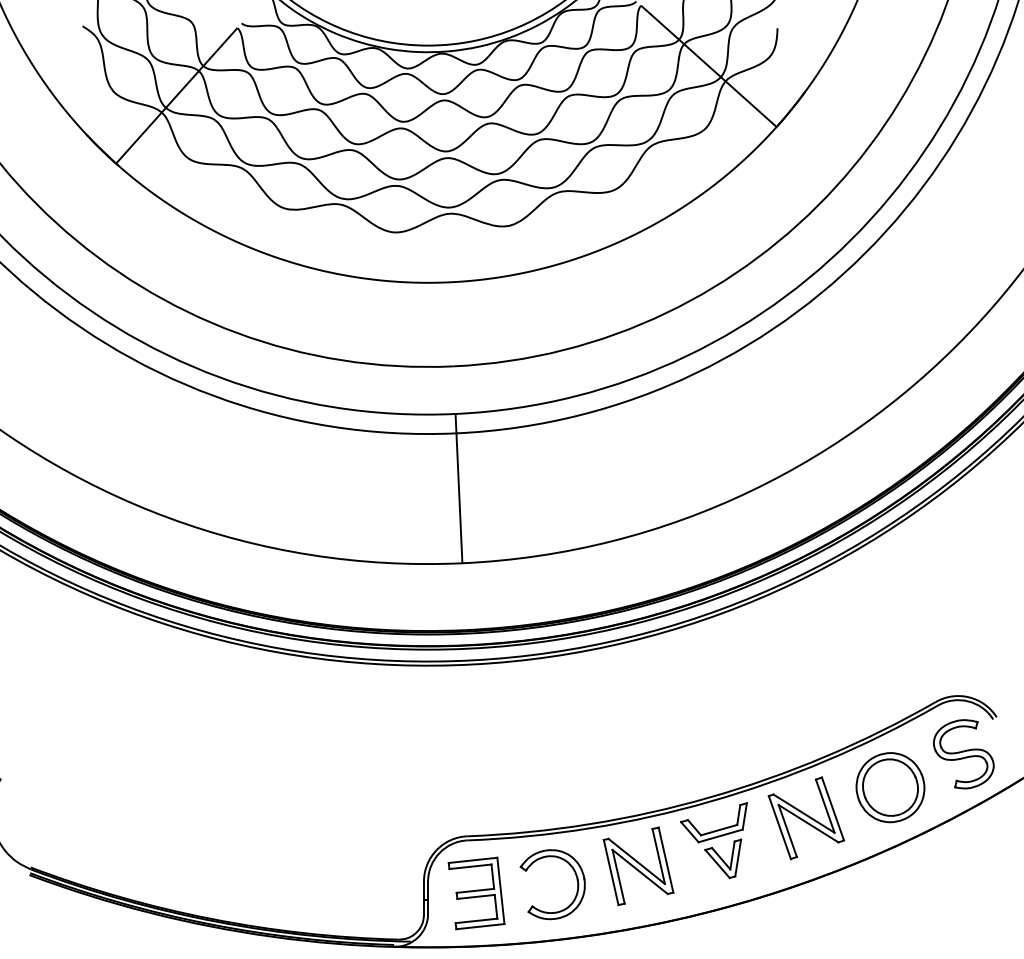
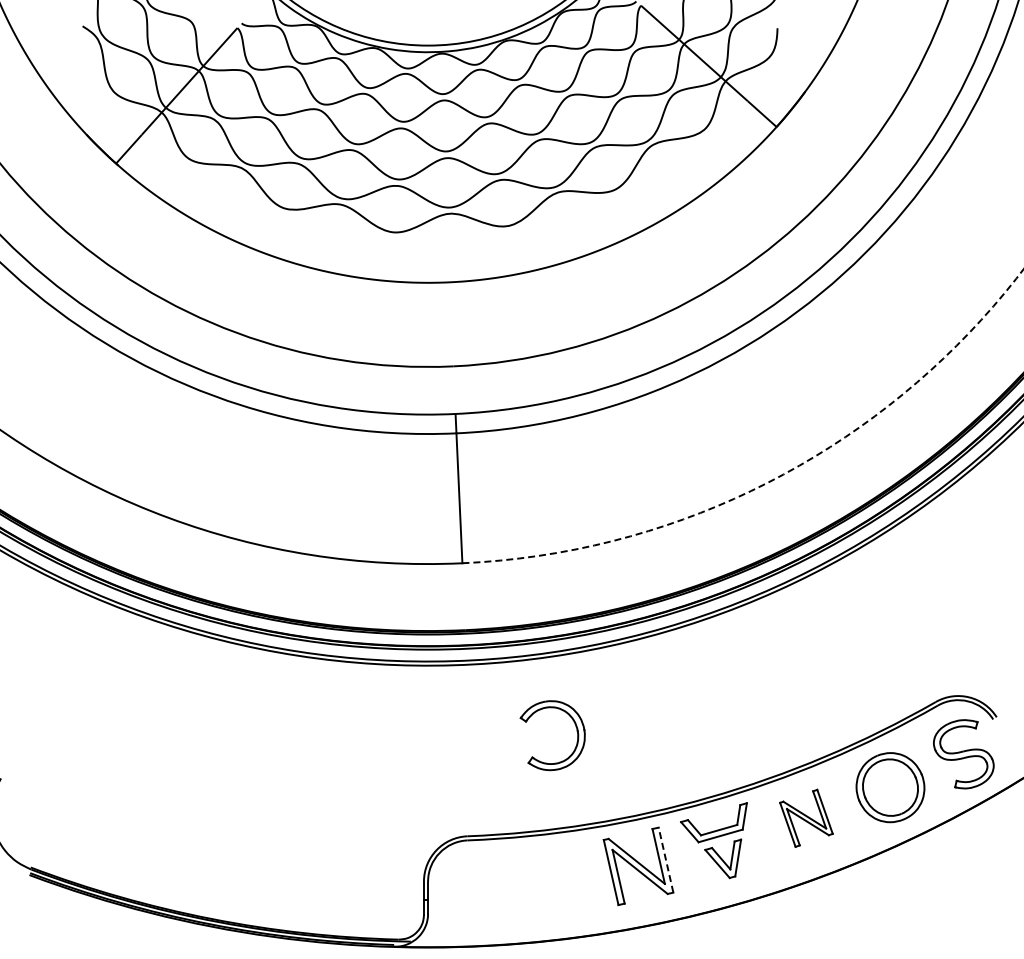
arc: solid -> dashed (775, 478)
part size: 79x85 px -> 55x60 px (806, 817)
line: solid -> dashed (665, 859)
part position: (576, 880) -> (576, 731) (576, 731)
part: present -> none (476, 893)
